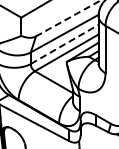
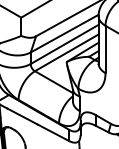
line: dashed -> solid (68, 18)
line: dashed -> solid (65, 44)
